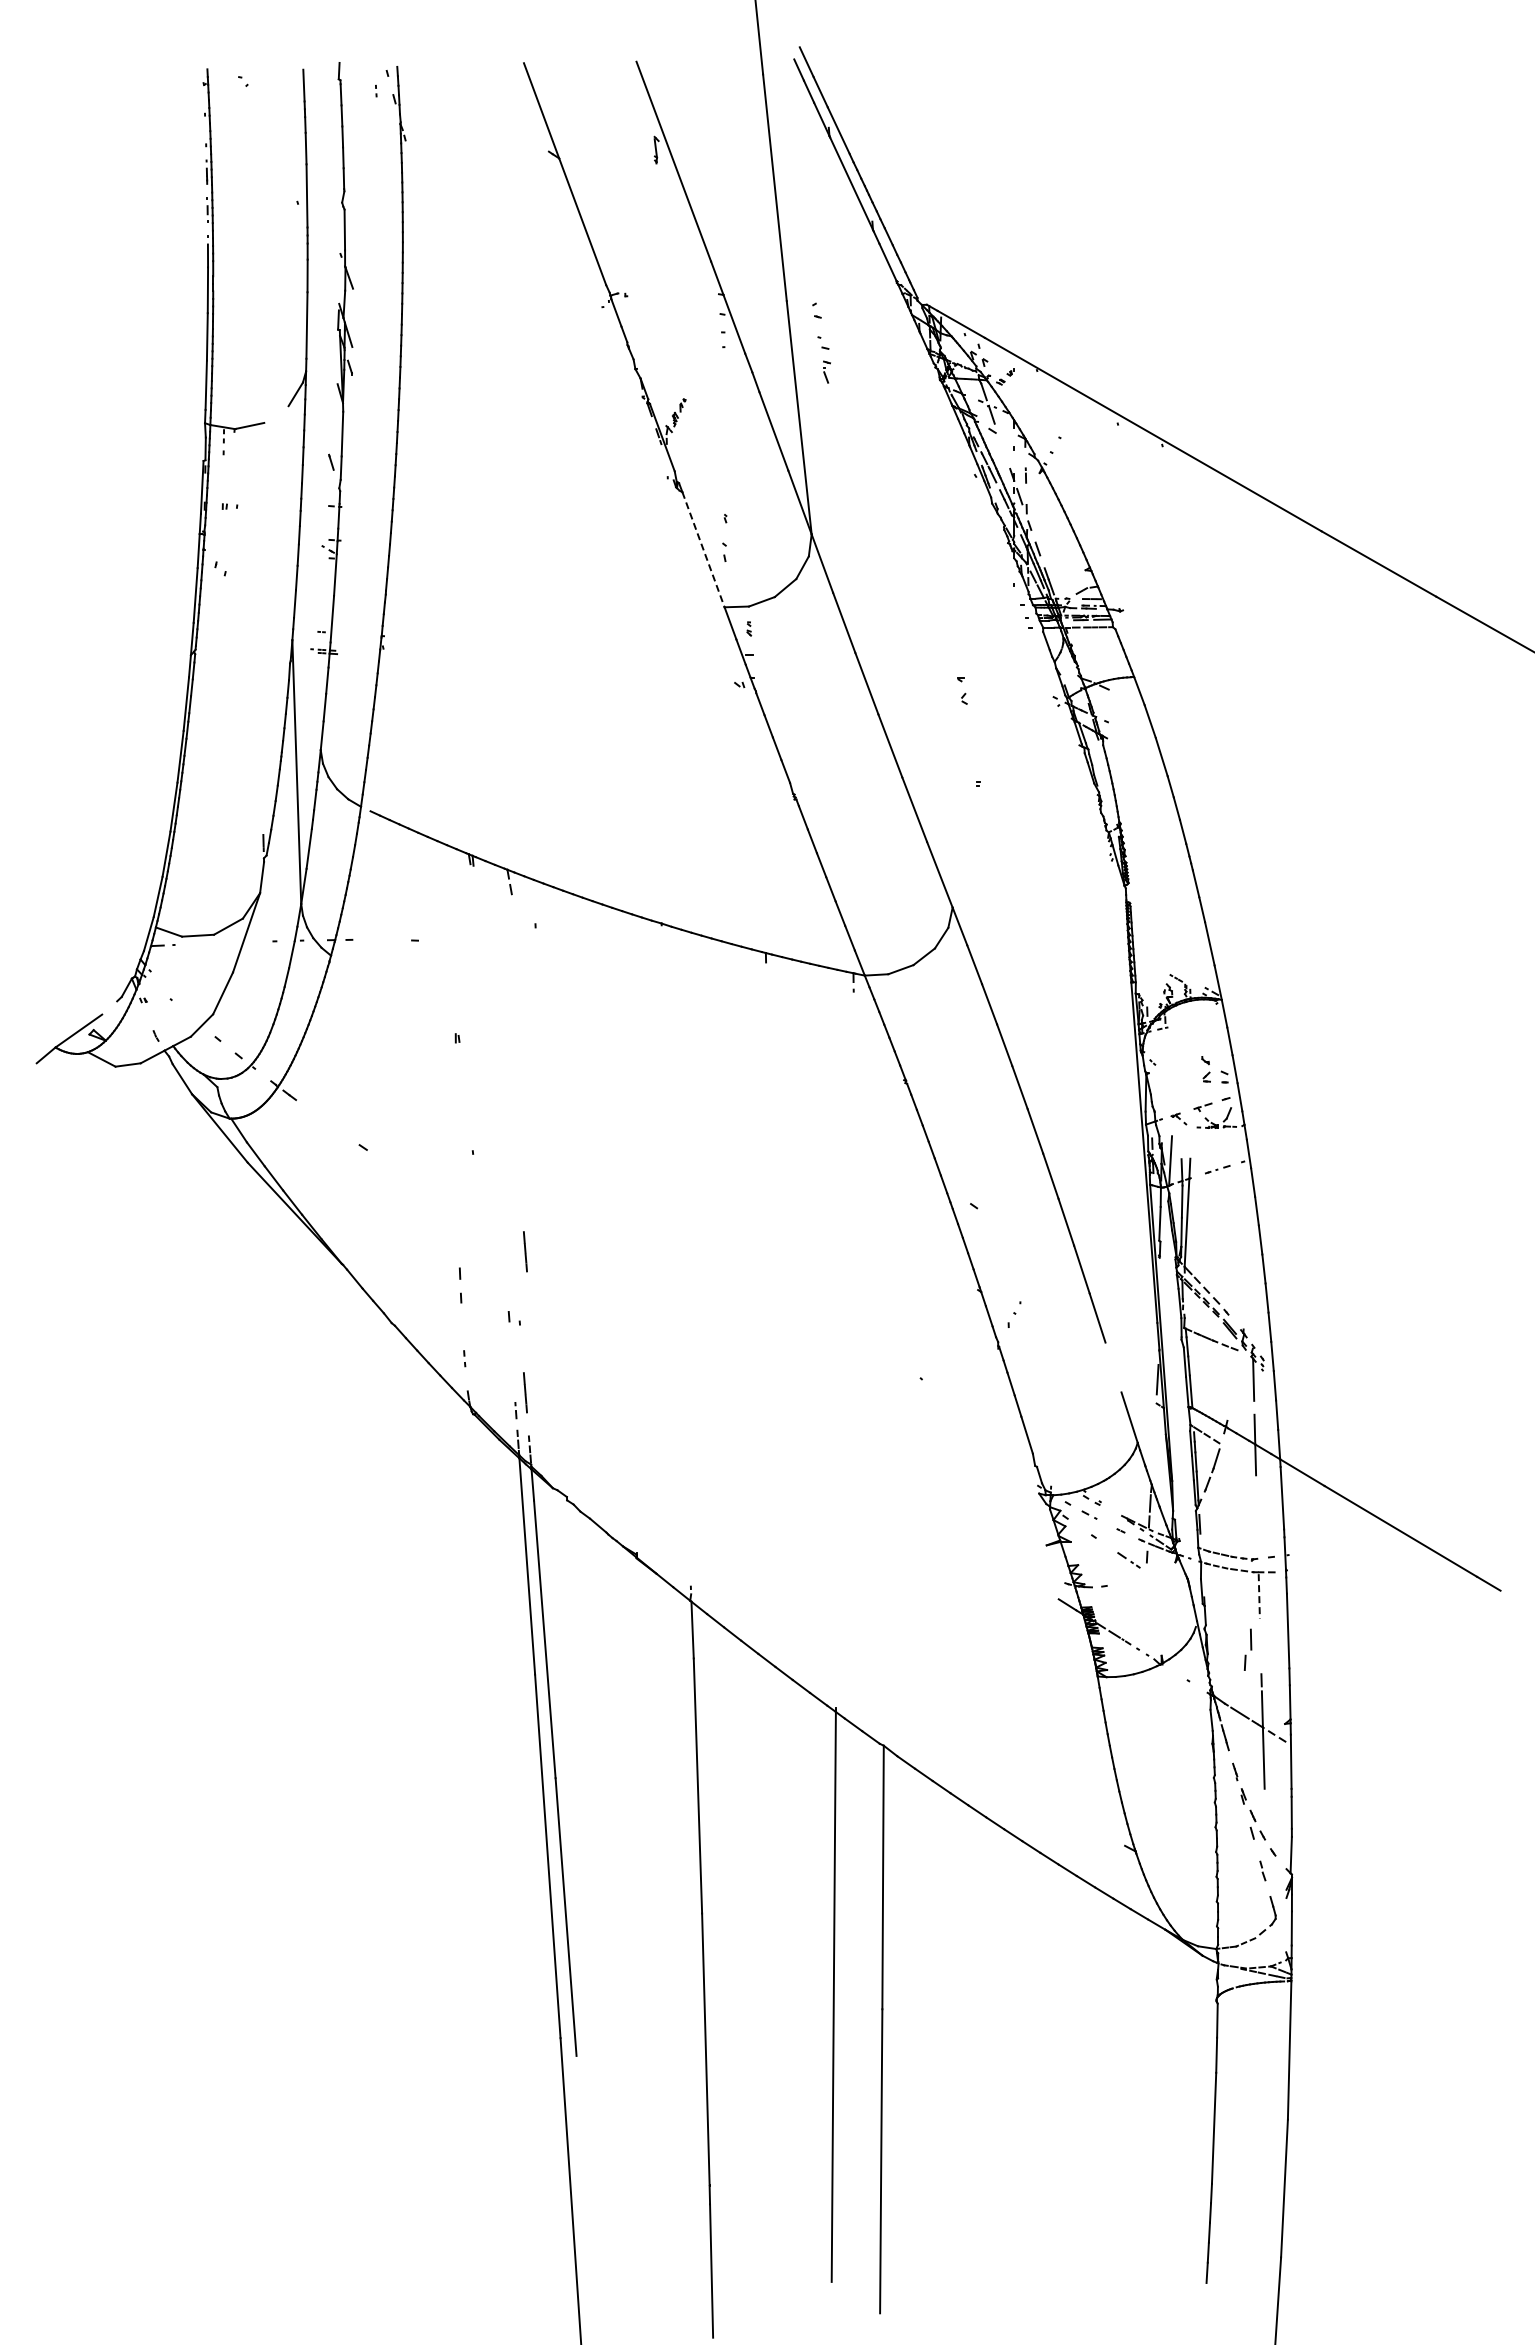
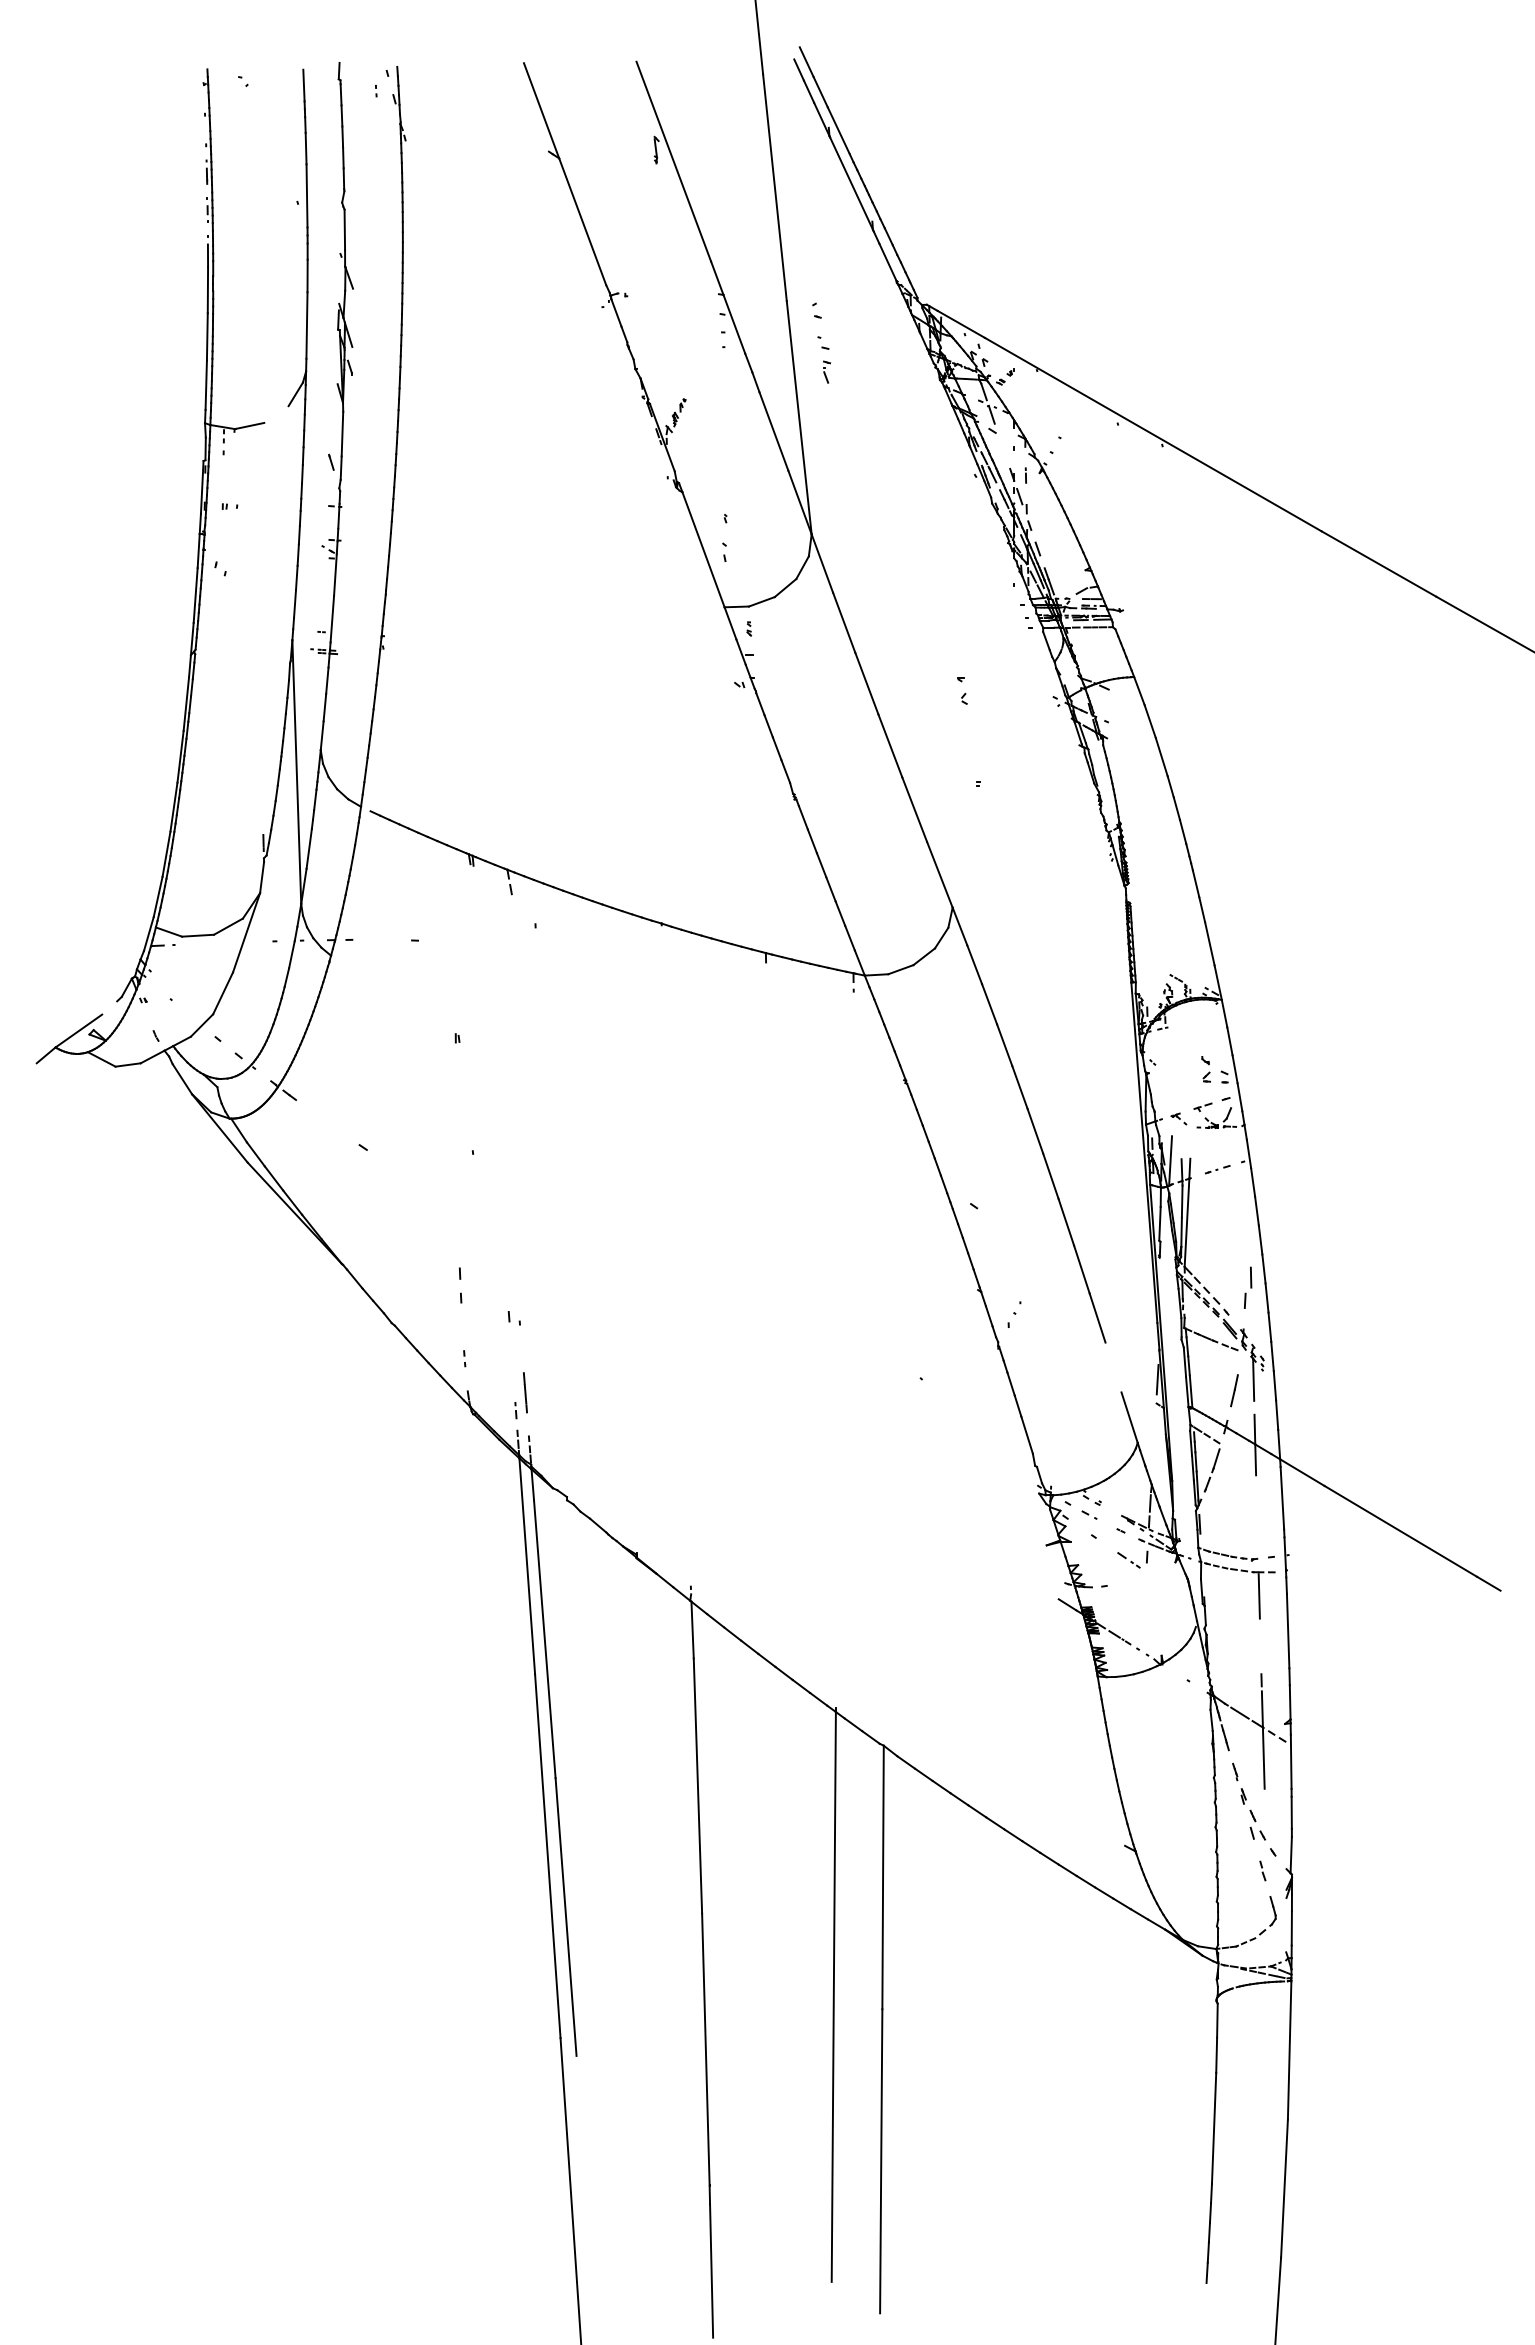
line: dashed -> solid (703, 550)
line: present -> none (525, 1251)
line: none -> present (1234, 1390)
line: dashed -> solid (1259, 1596)
part position: (1247, 1649) -> (1247, 1287) (1247, 1287)
